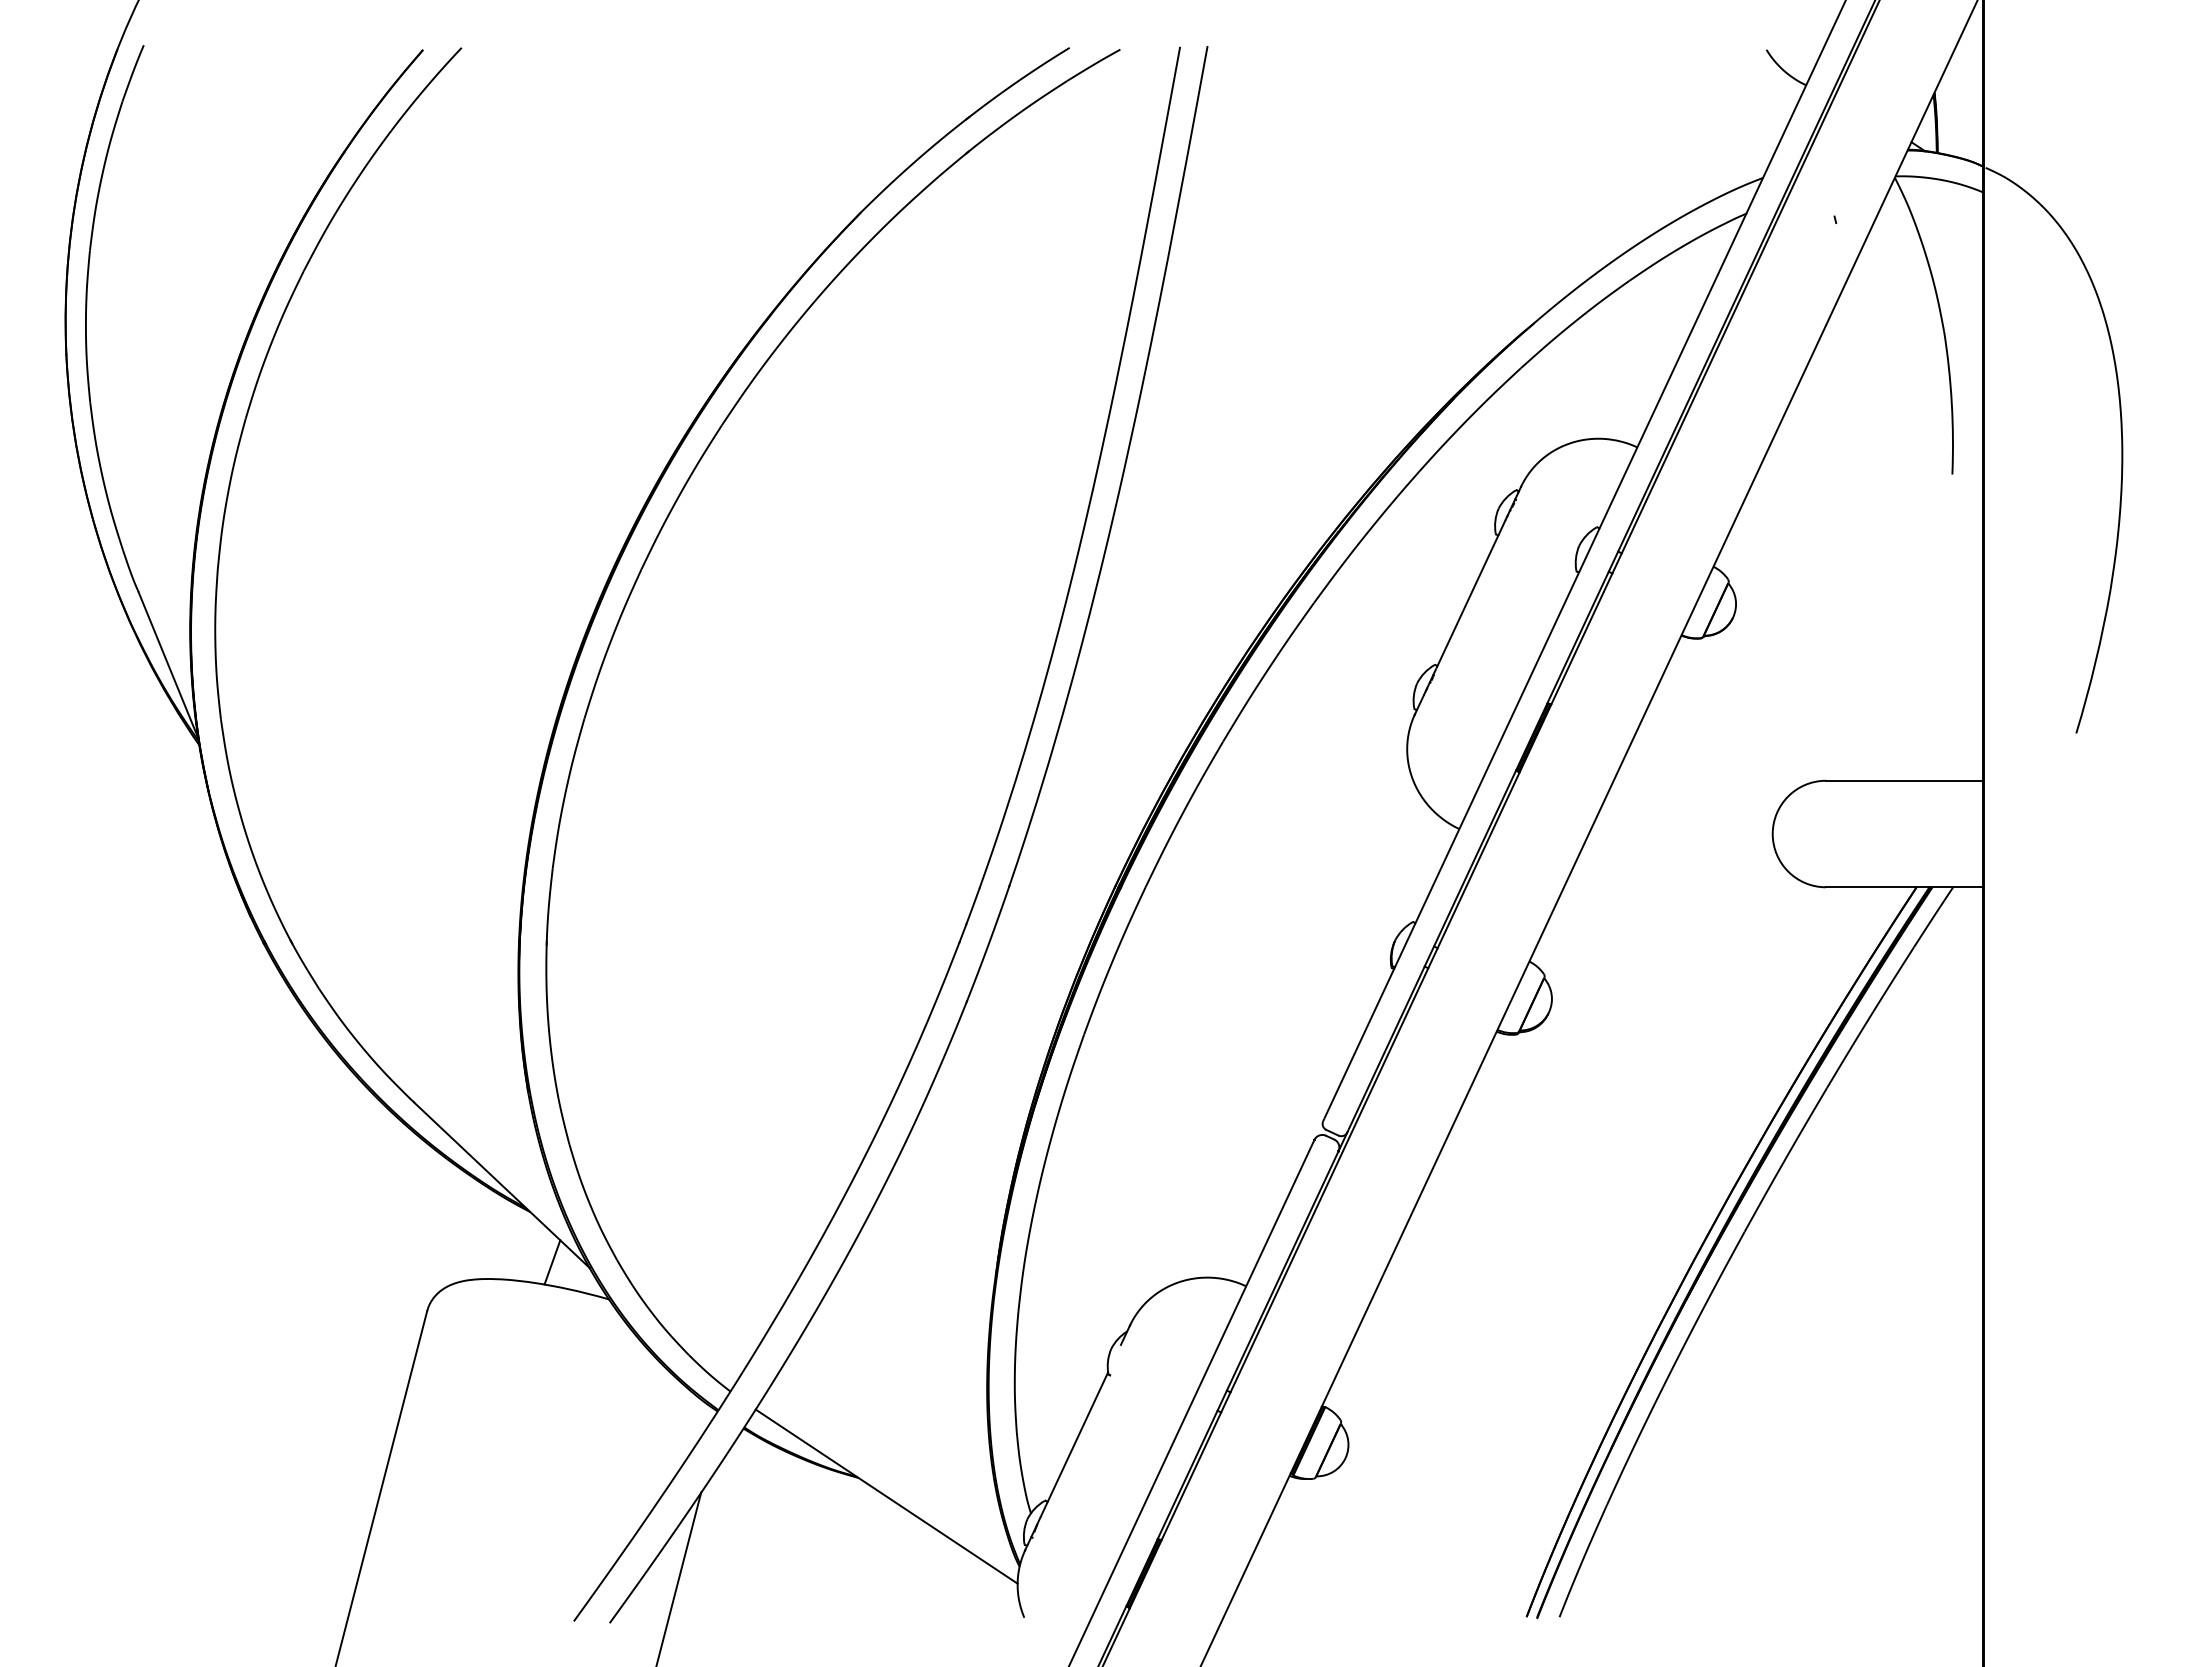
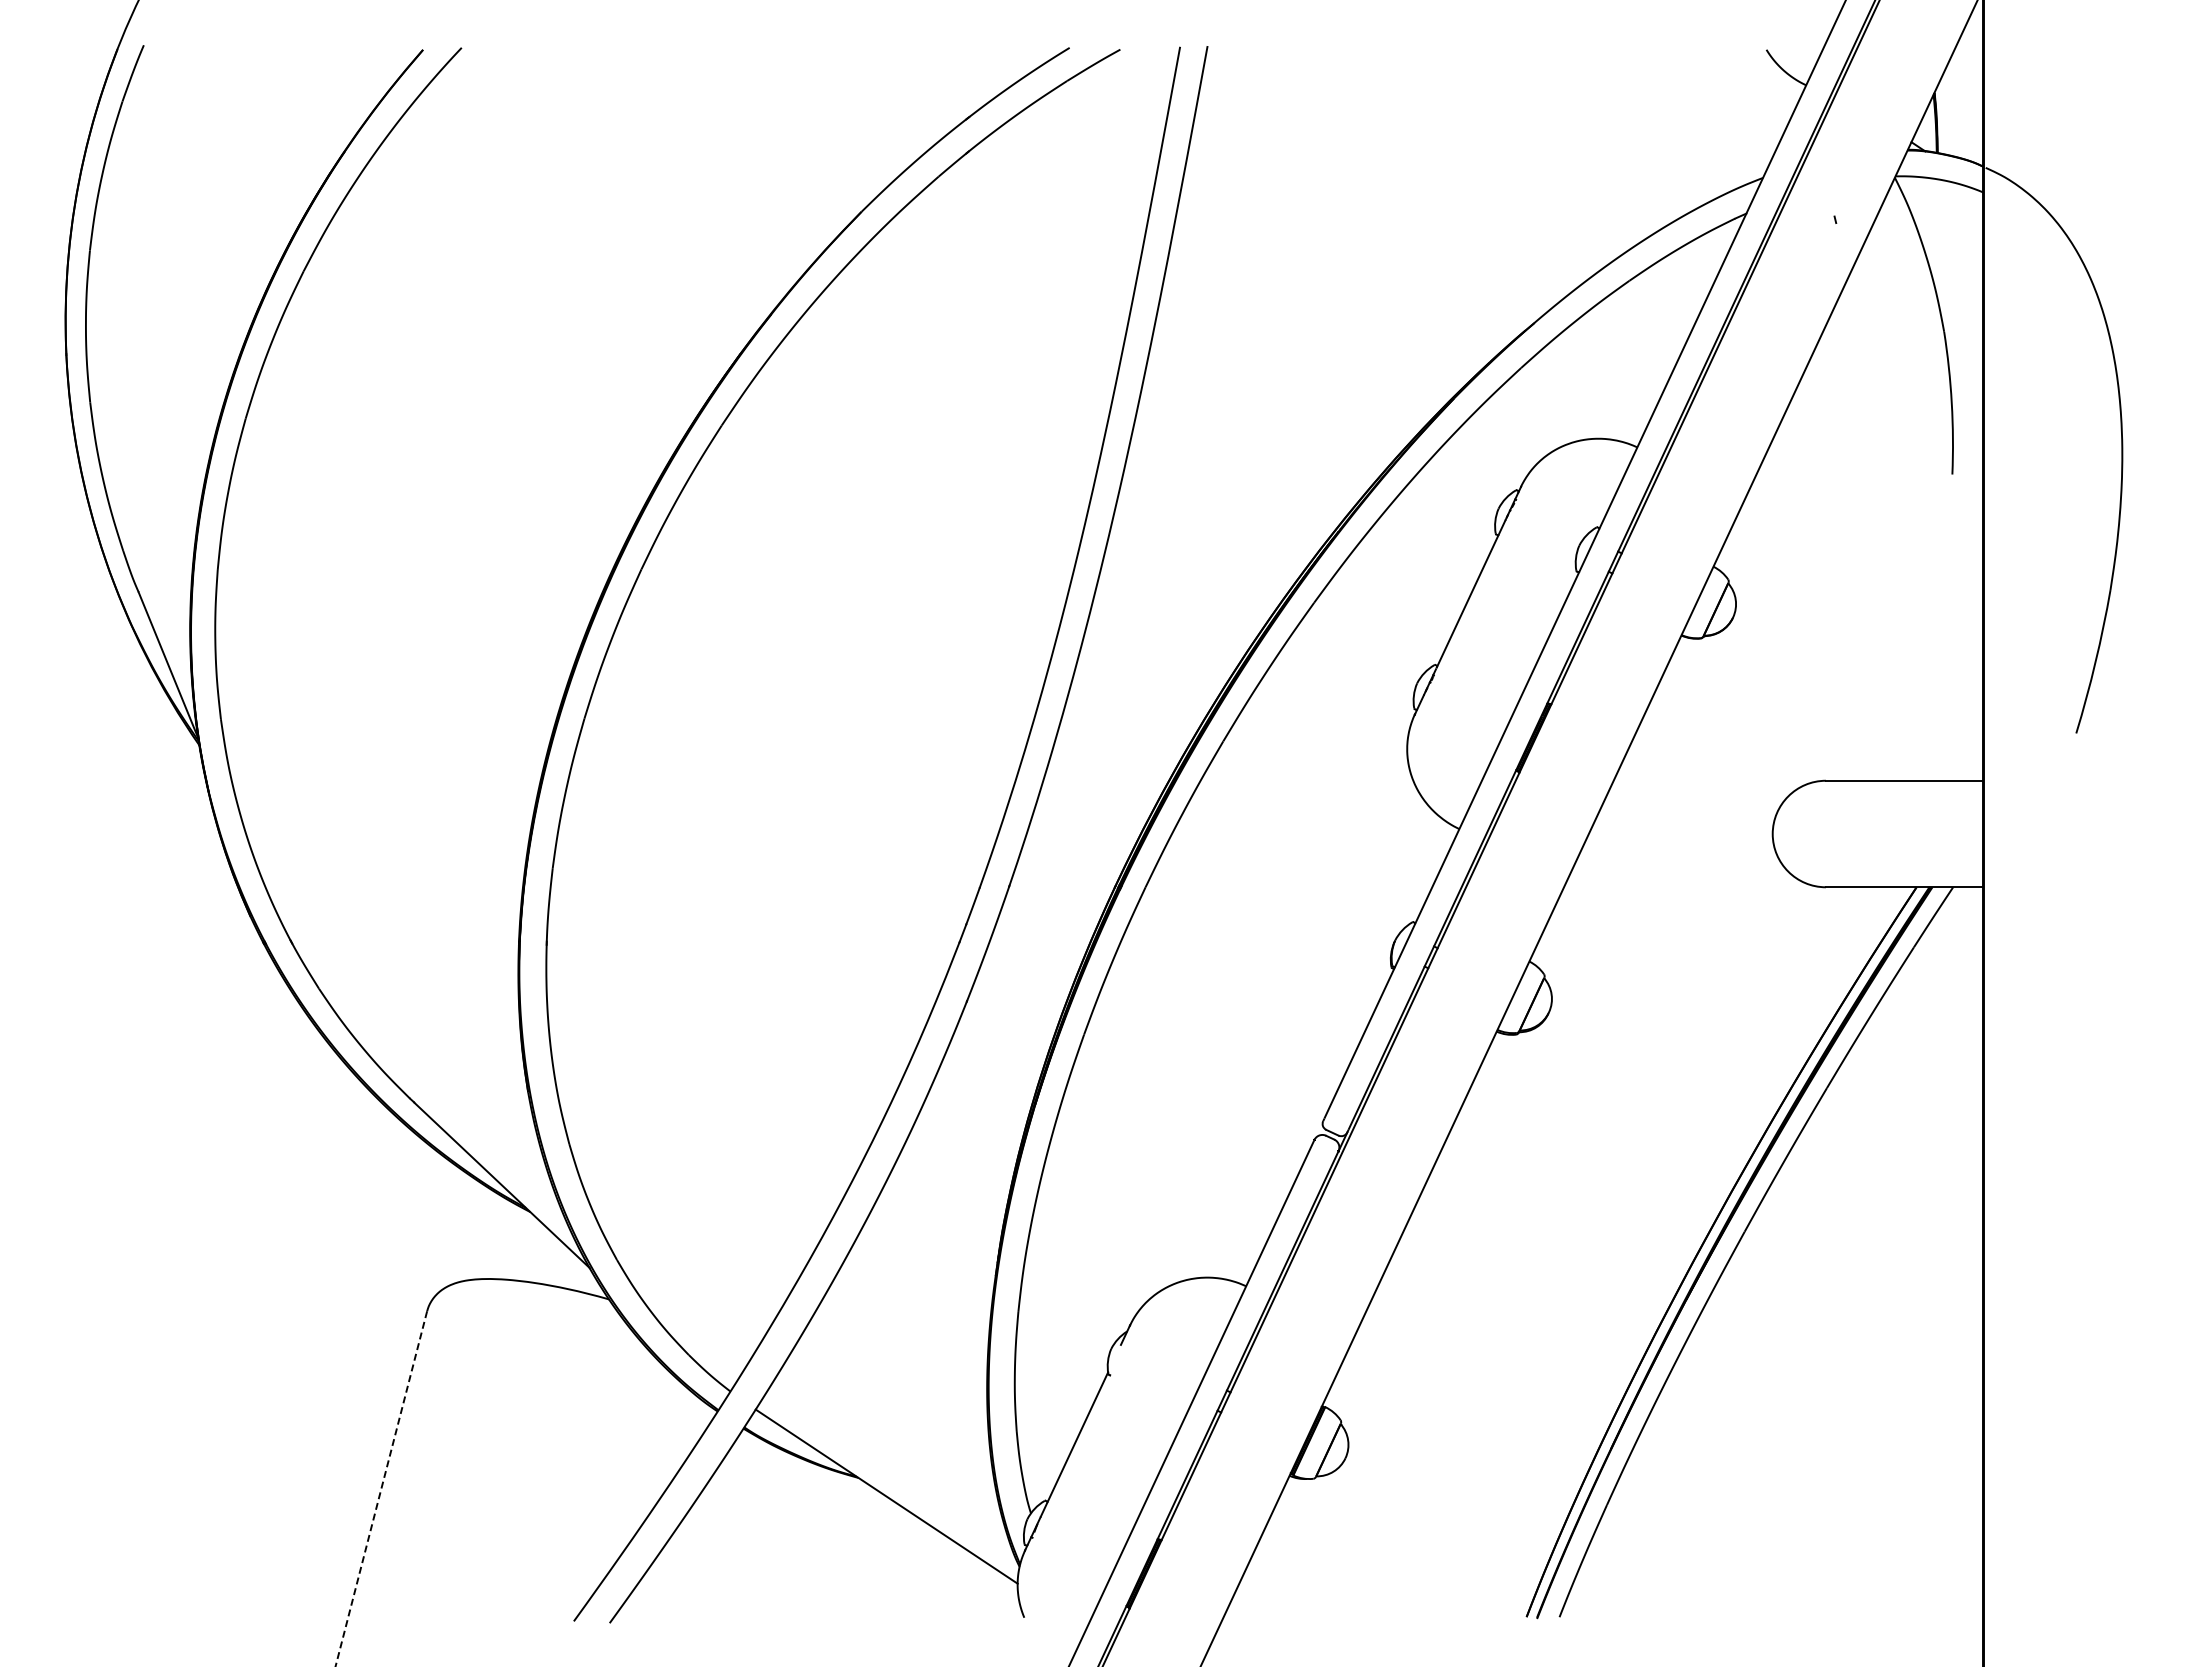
line: present -> none (552, 1262)
line: solid -> dashed (381, 1489)
line: present -> none (679, 1577)
